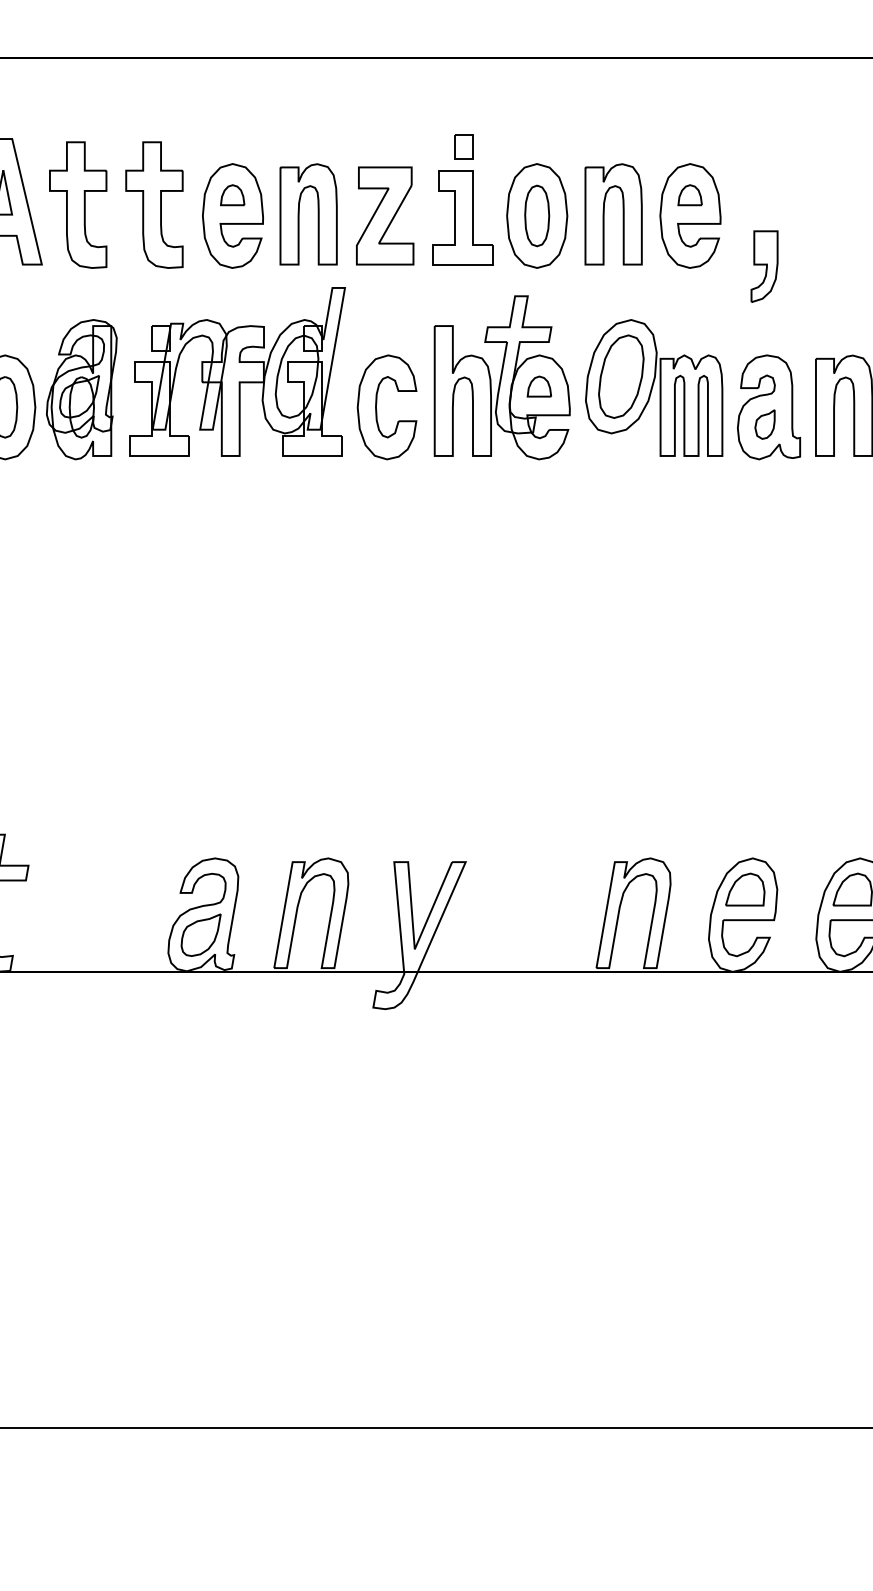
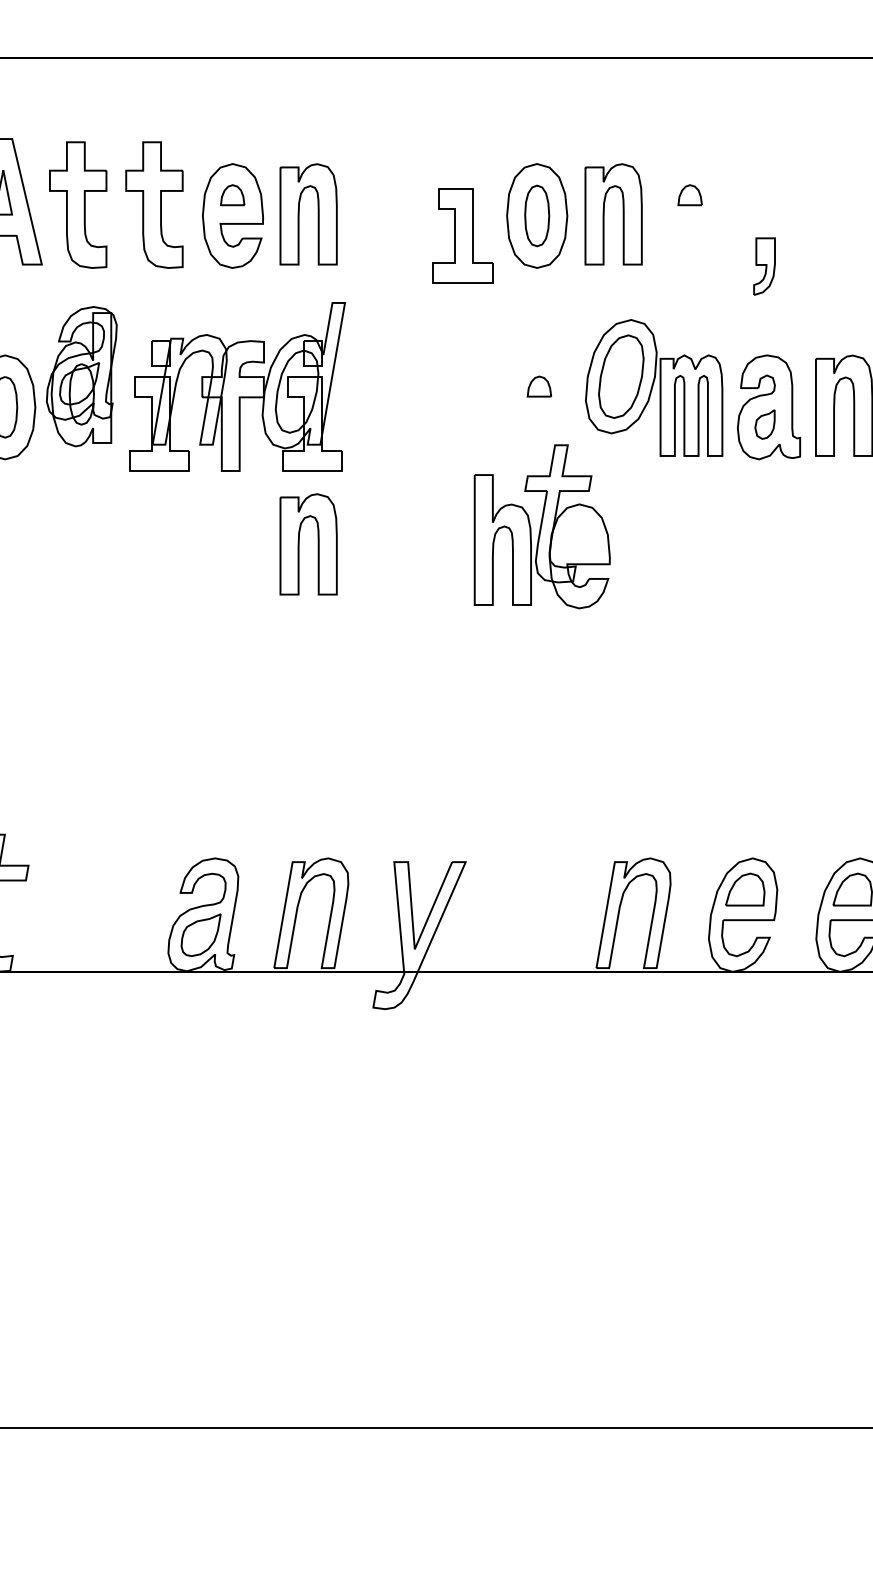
part: present -> none (463, 146)
part: present -> none (385, 215)
part: present -> none (690, 215)
part position: (462, 217) -> (462, 235) (462, 235)
part size: 29x73 px -> 23x59 px (764, 266)
part position: (237, 371) -> (237, 386) (237, 386)
part position: (501, 377) -> (541, 526) (541, 526)
part position: (81, 389) -> (81, 376) (81, 376)
part: present -> none (377, 410)
part: none -> present (299, 544)
